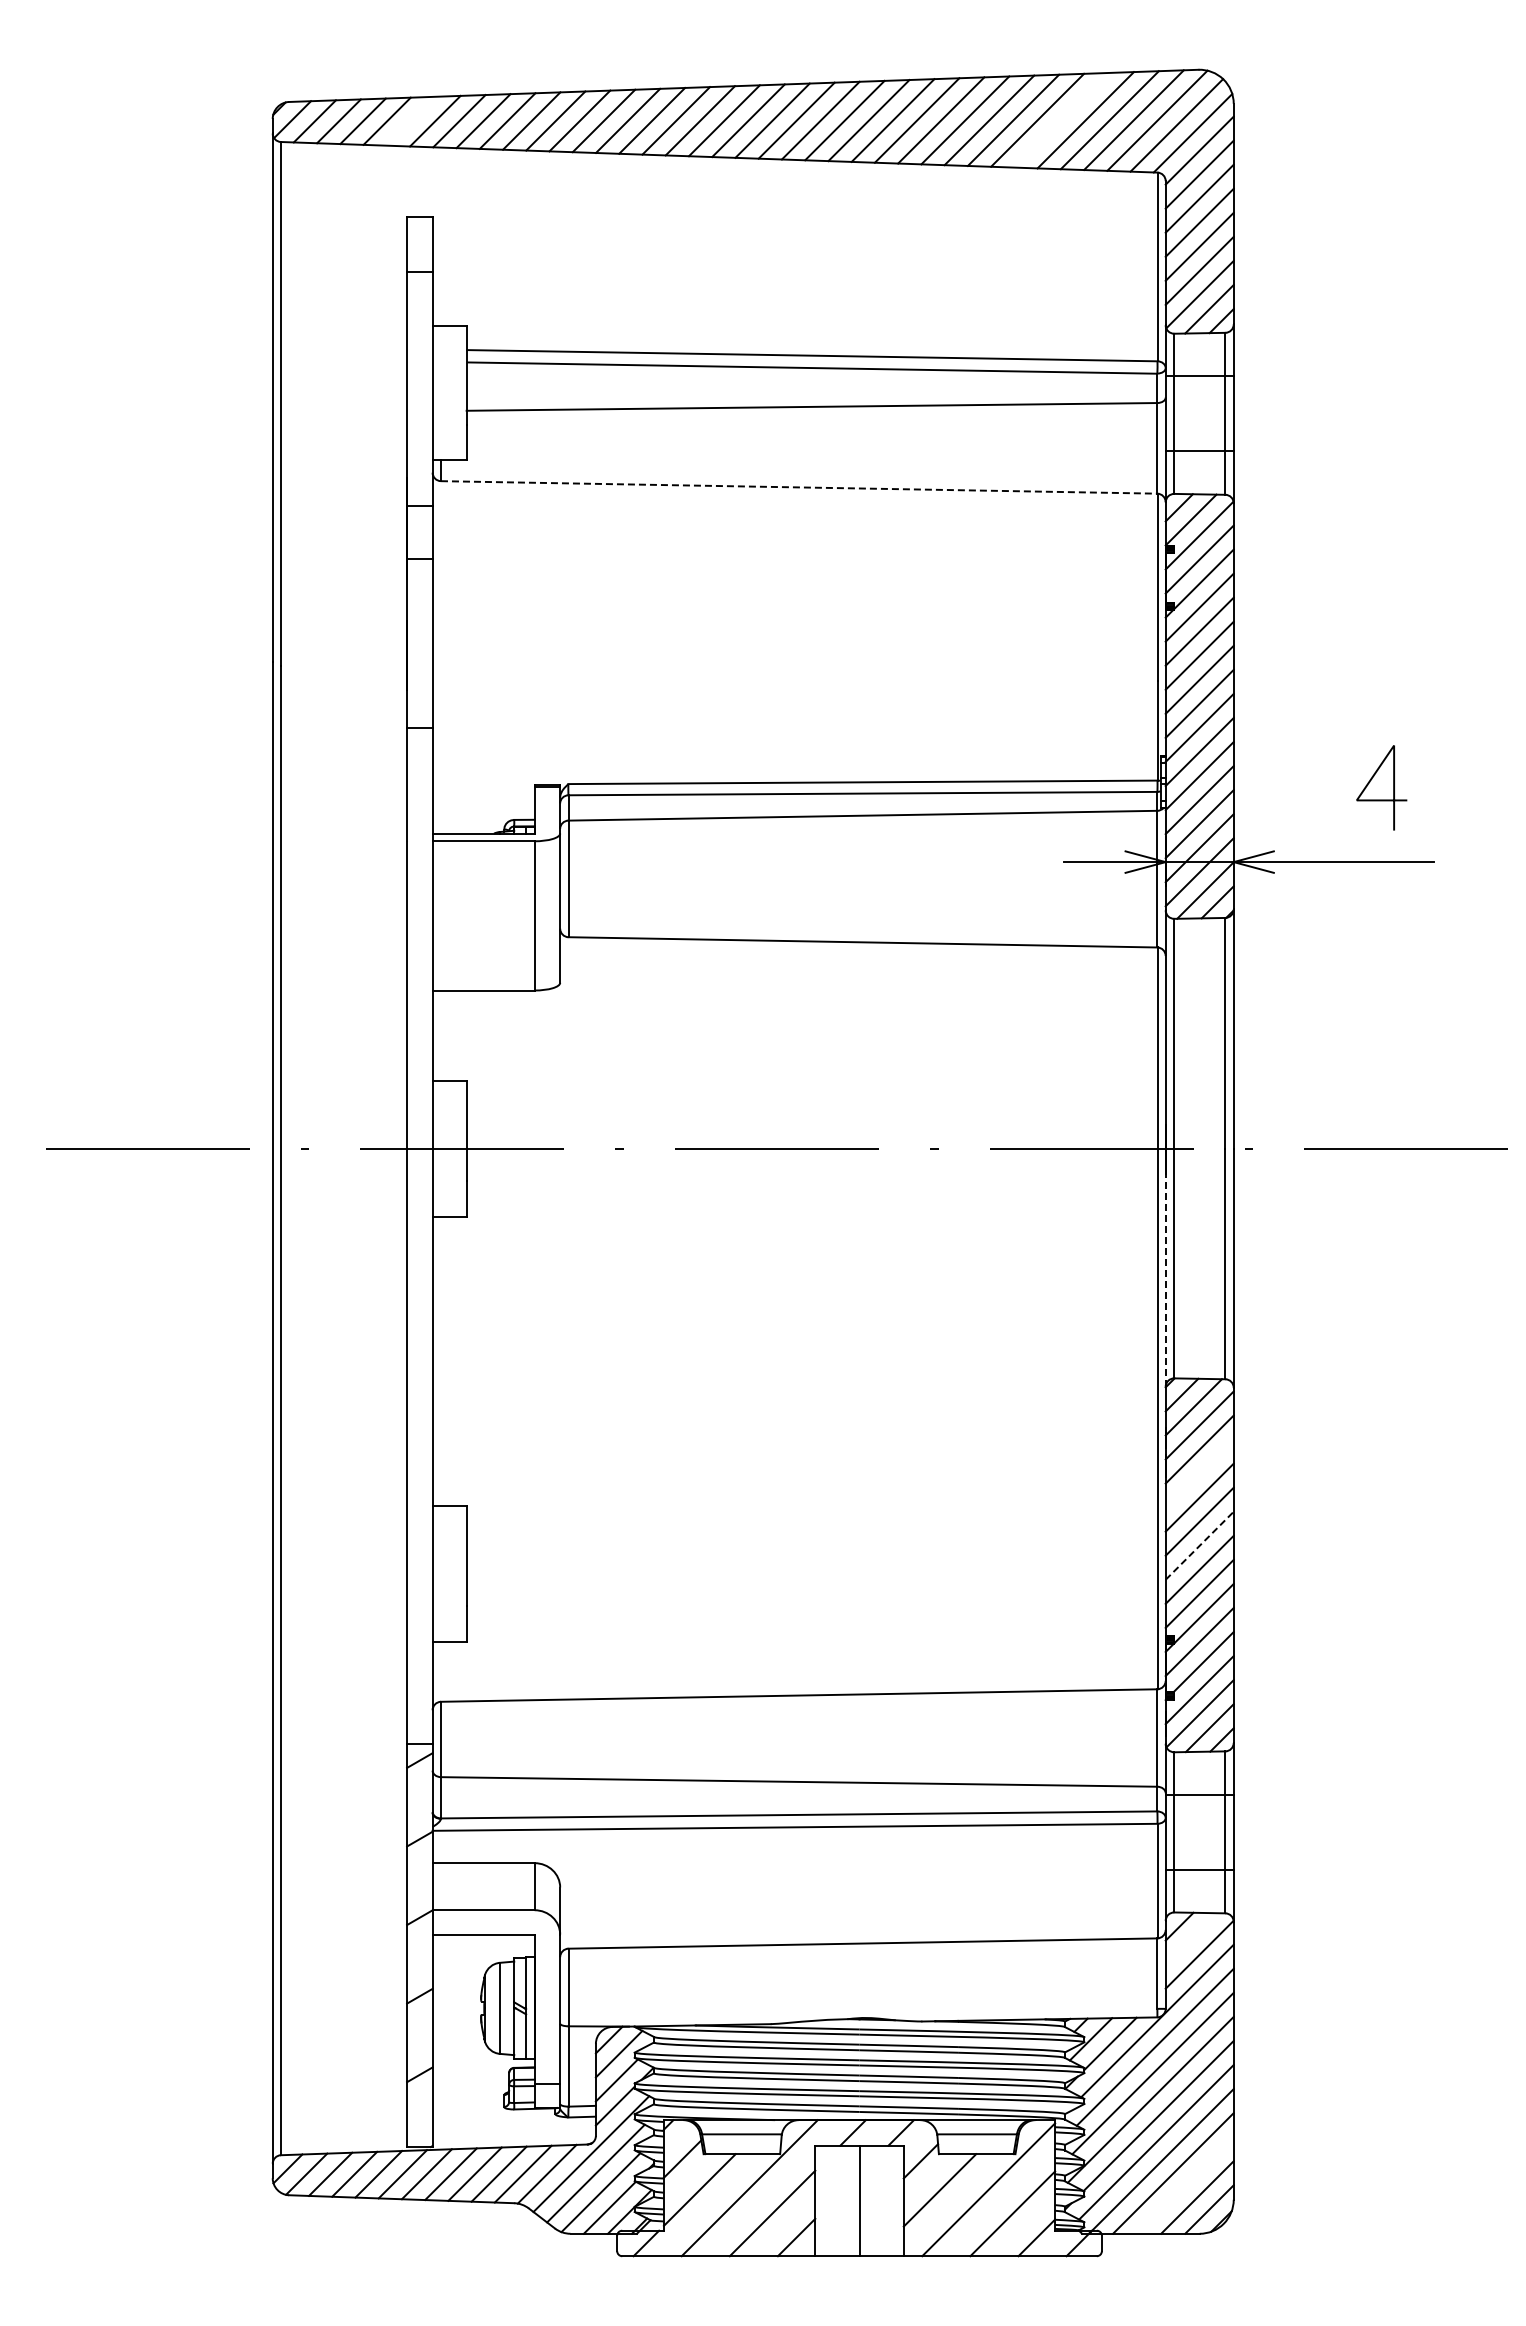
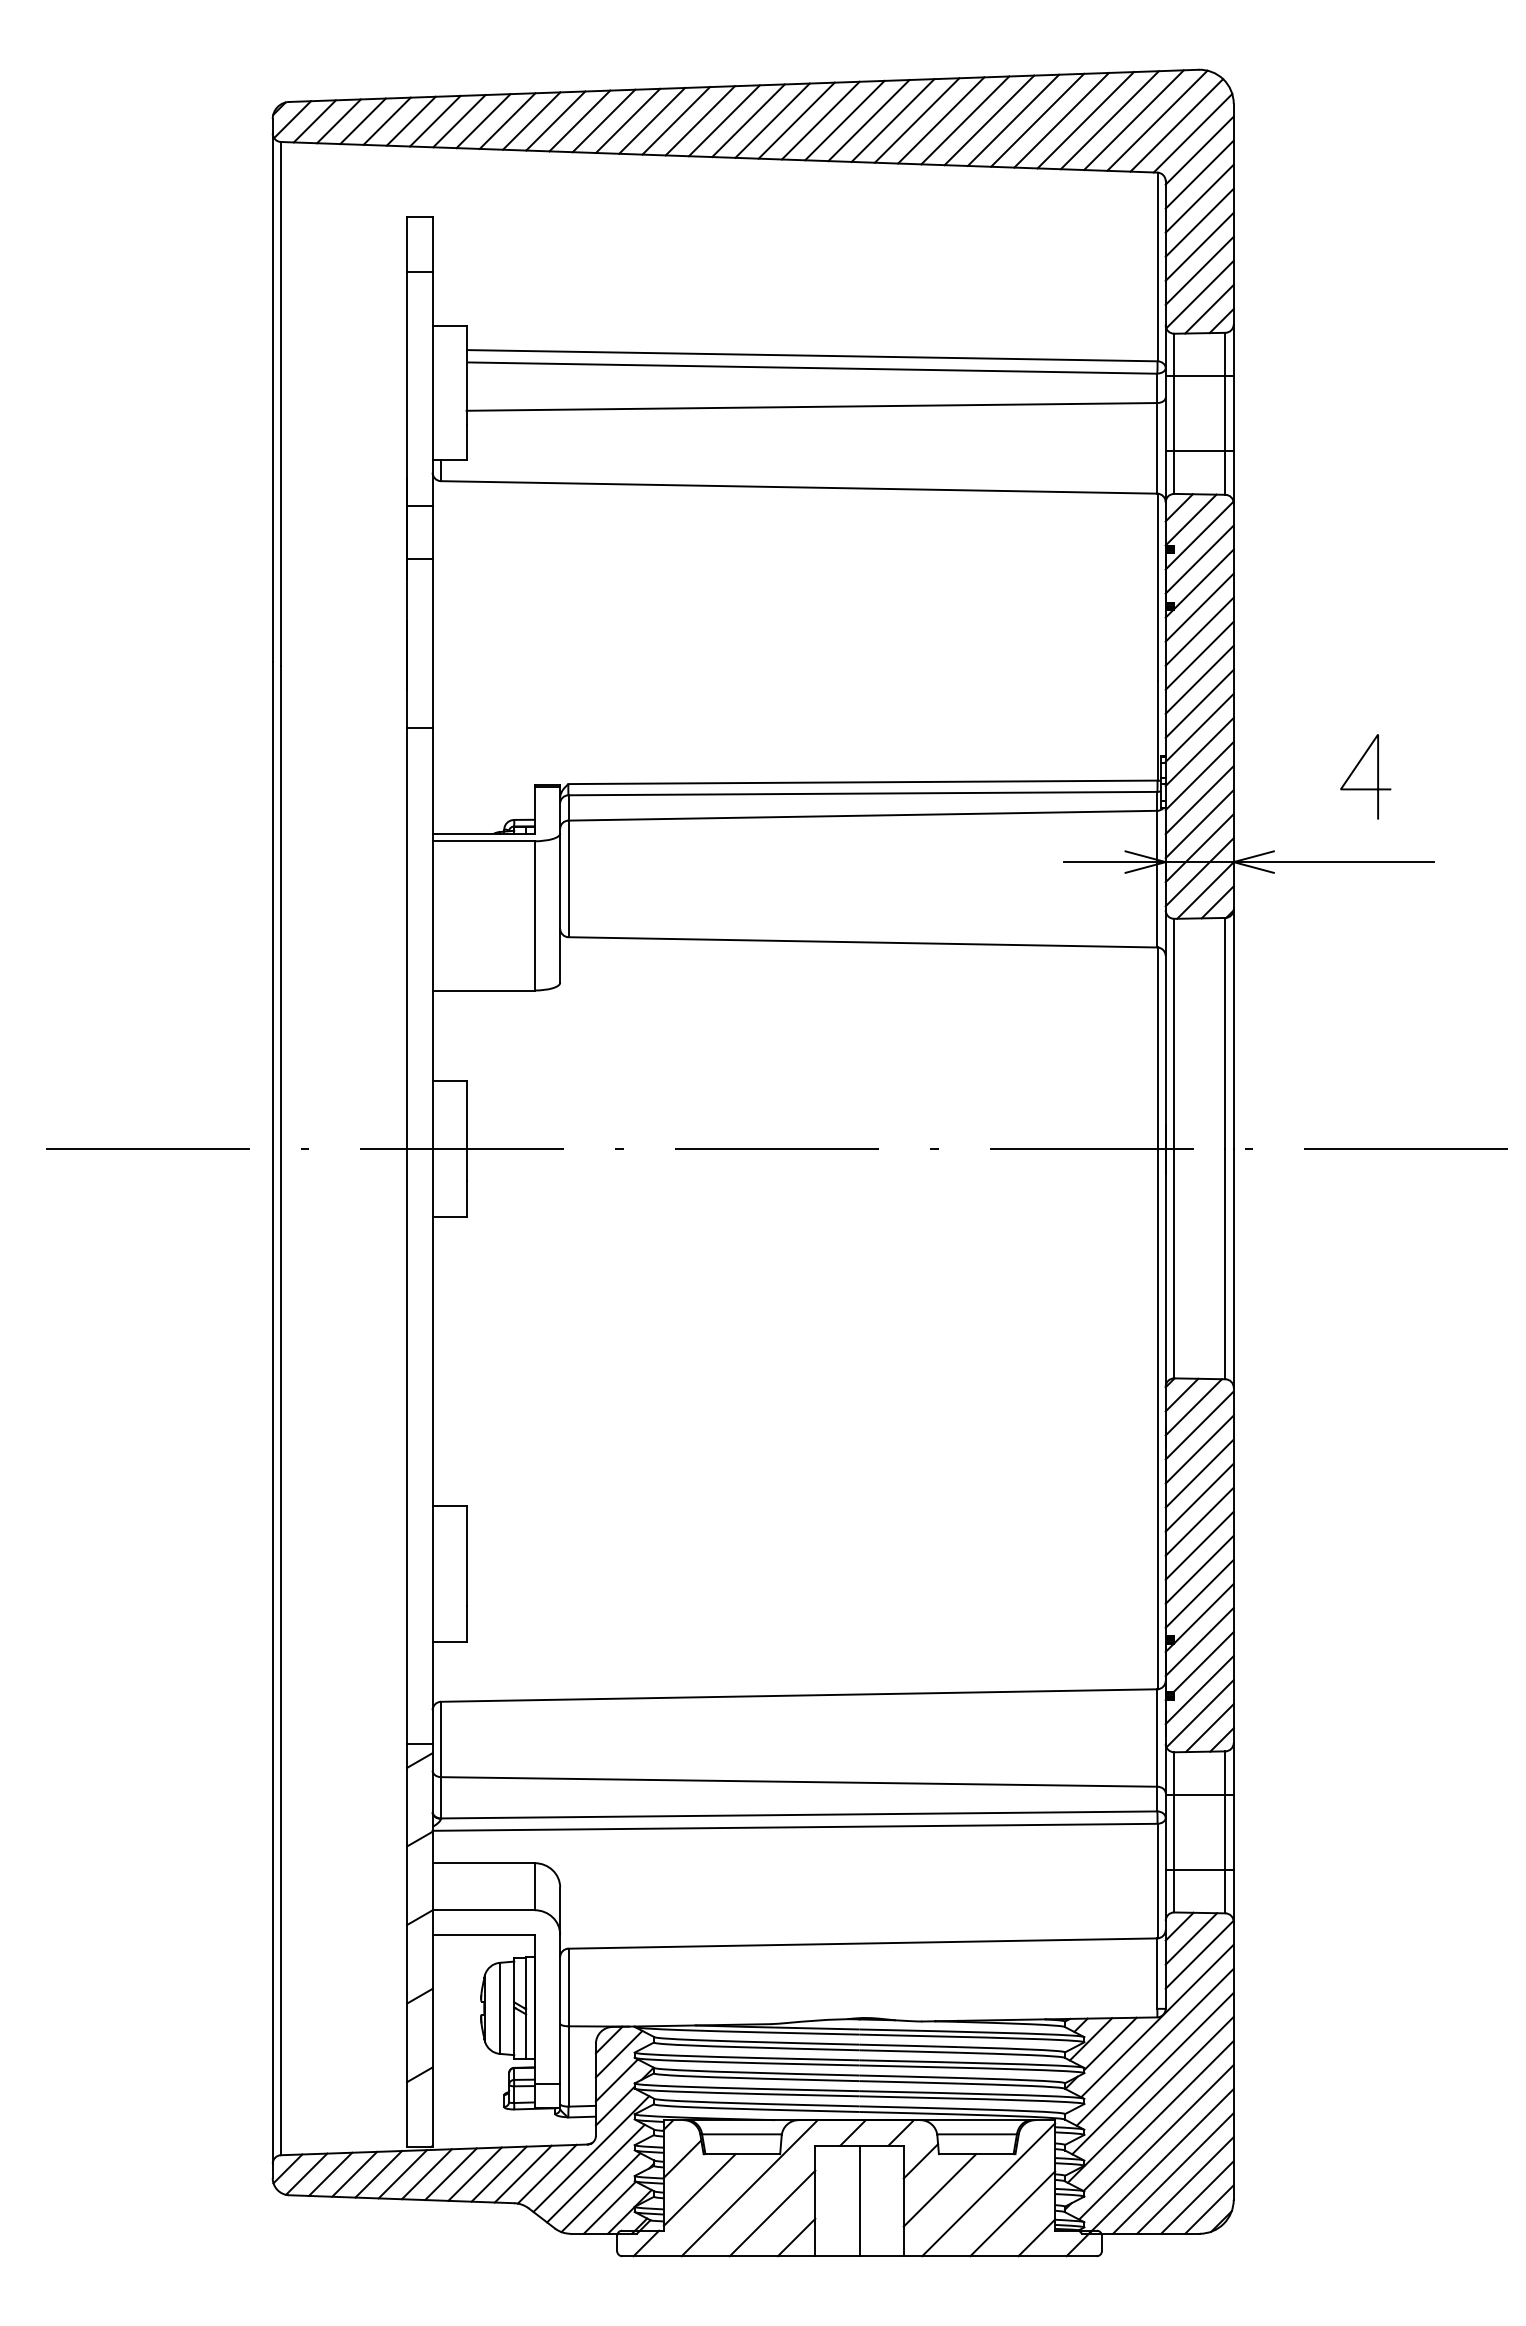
line: none -> present (1061, 119)
line: none -> present (410, 120)
line: dashed -> solid (799, 487)
line position: (1393, 787) -> (1377, 776) (1377, 776)
line: dashed -> solid (1165, 1267)
line: none -> present (1199, 1473)
line: dashed -> solid (1200, 1545)
line: none -> present (1191, 1938)
line: none -> present (1185, 2185)
